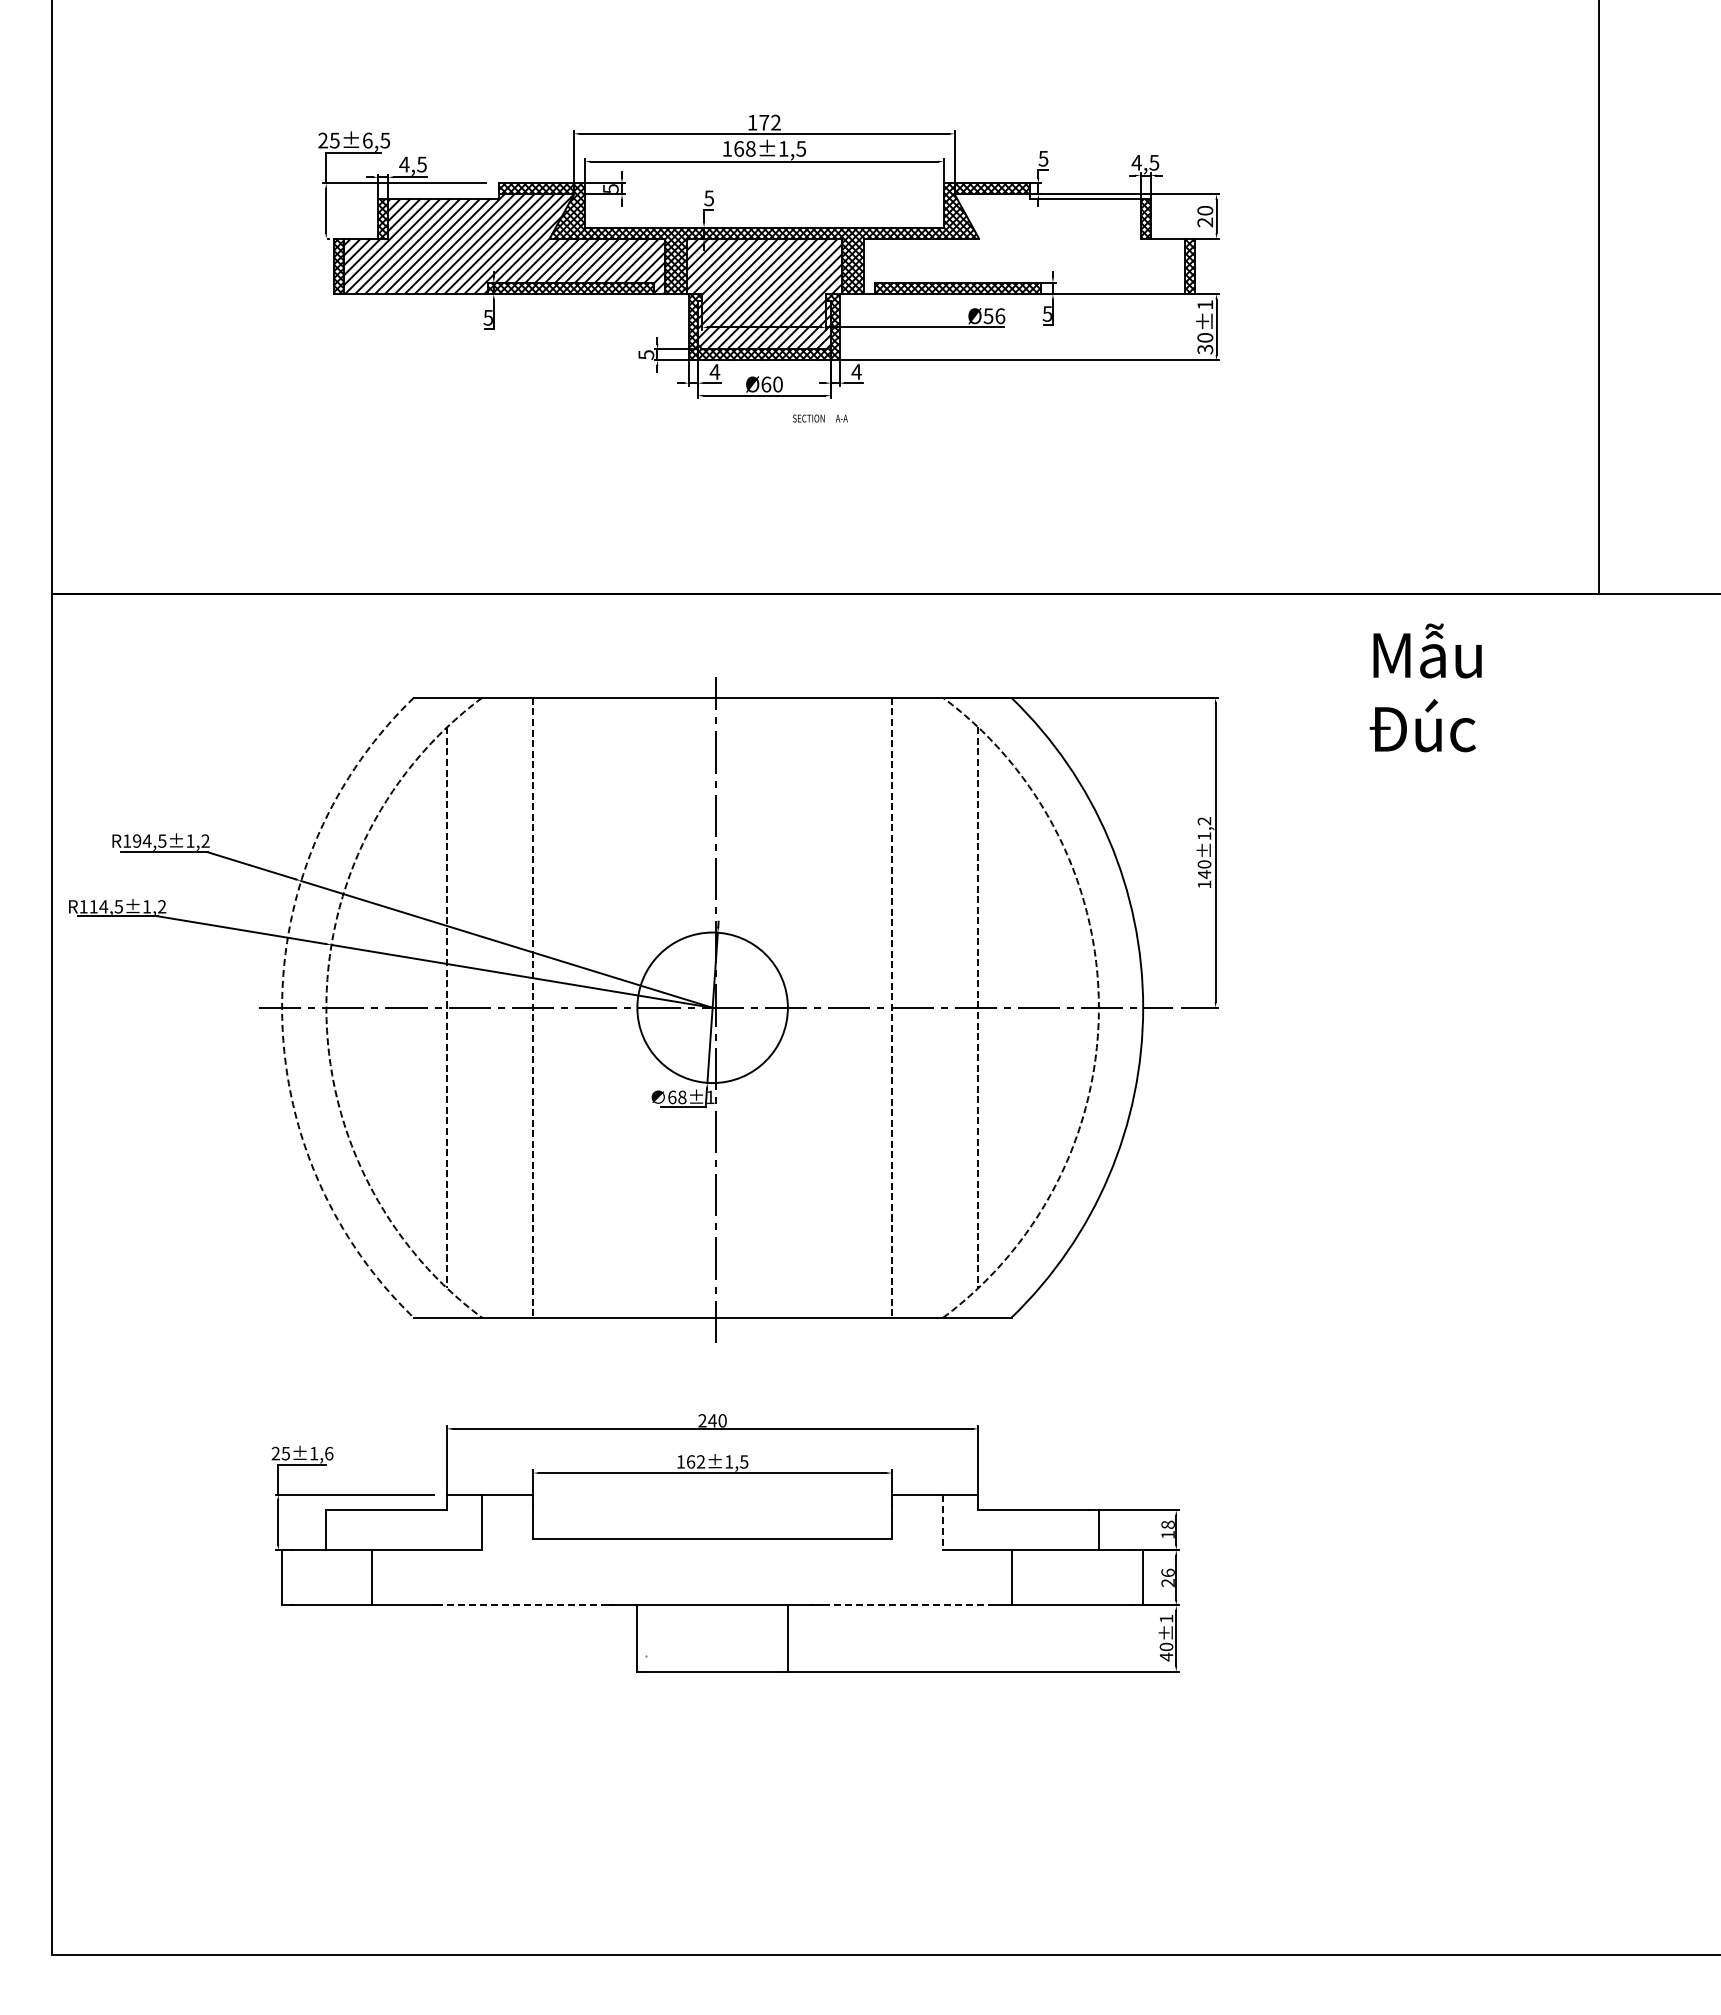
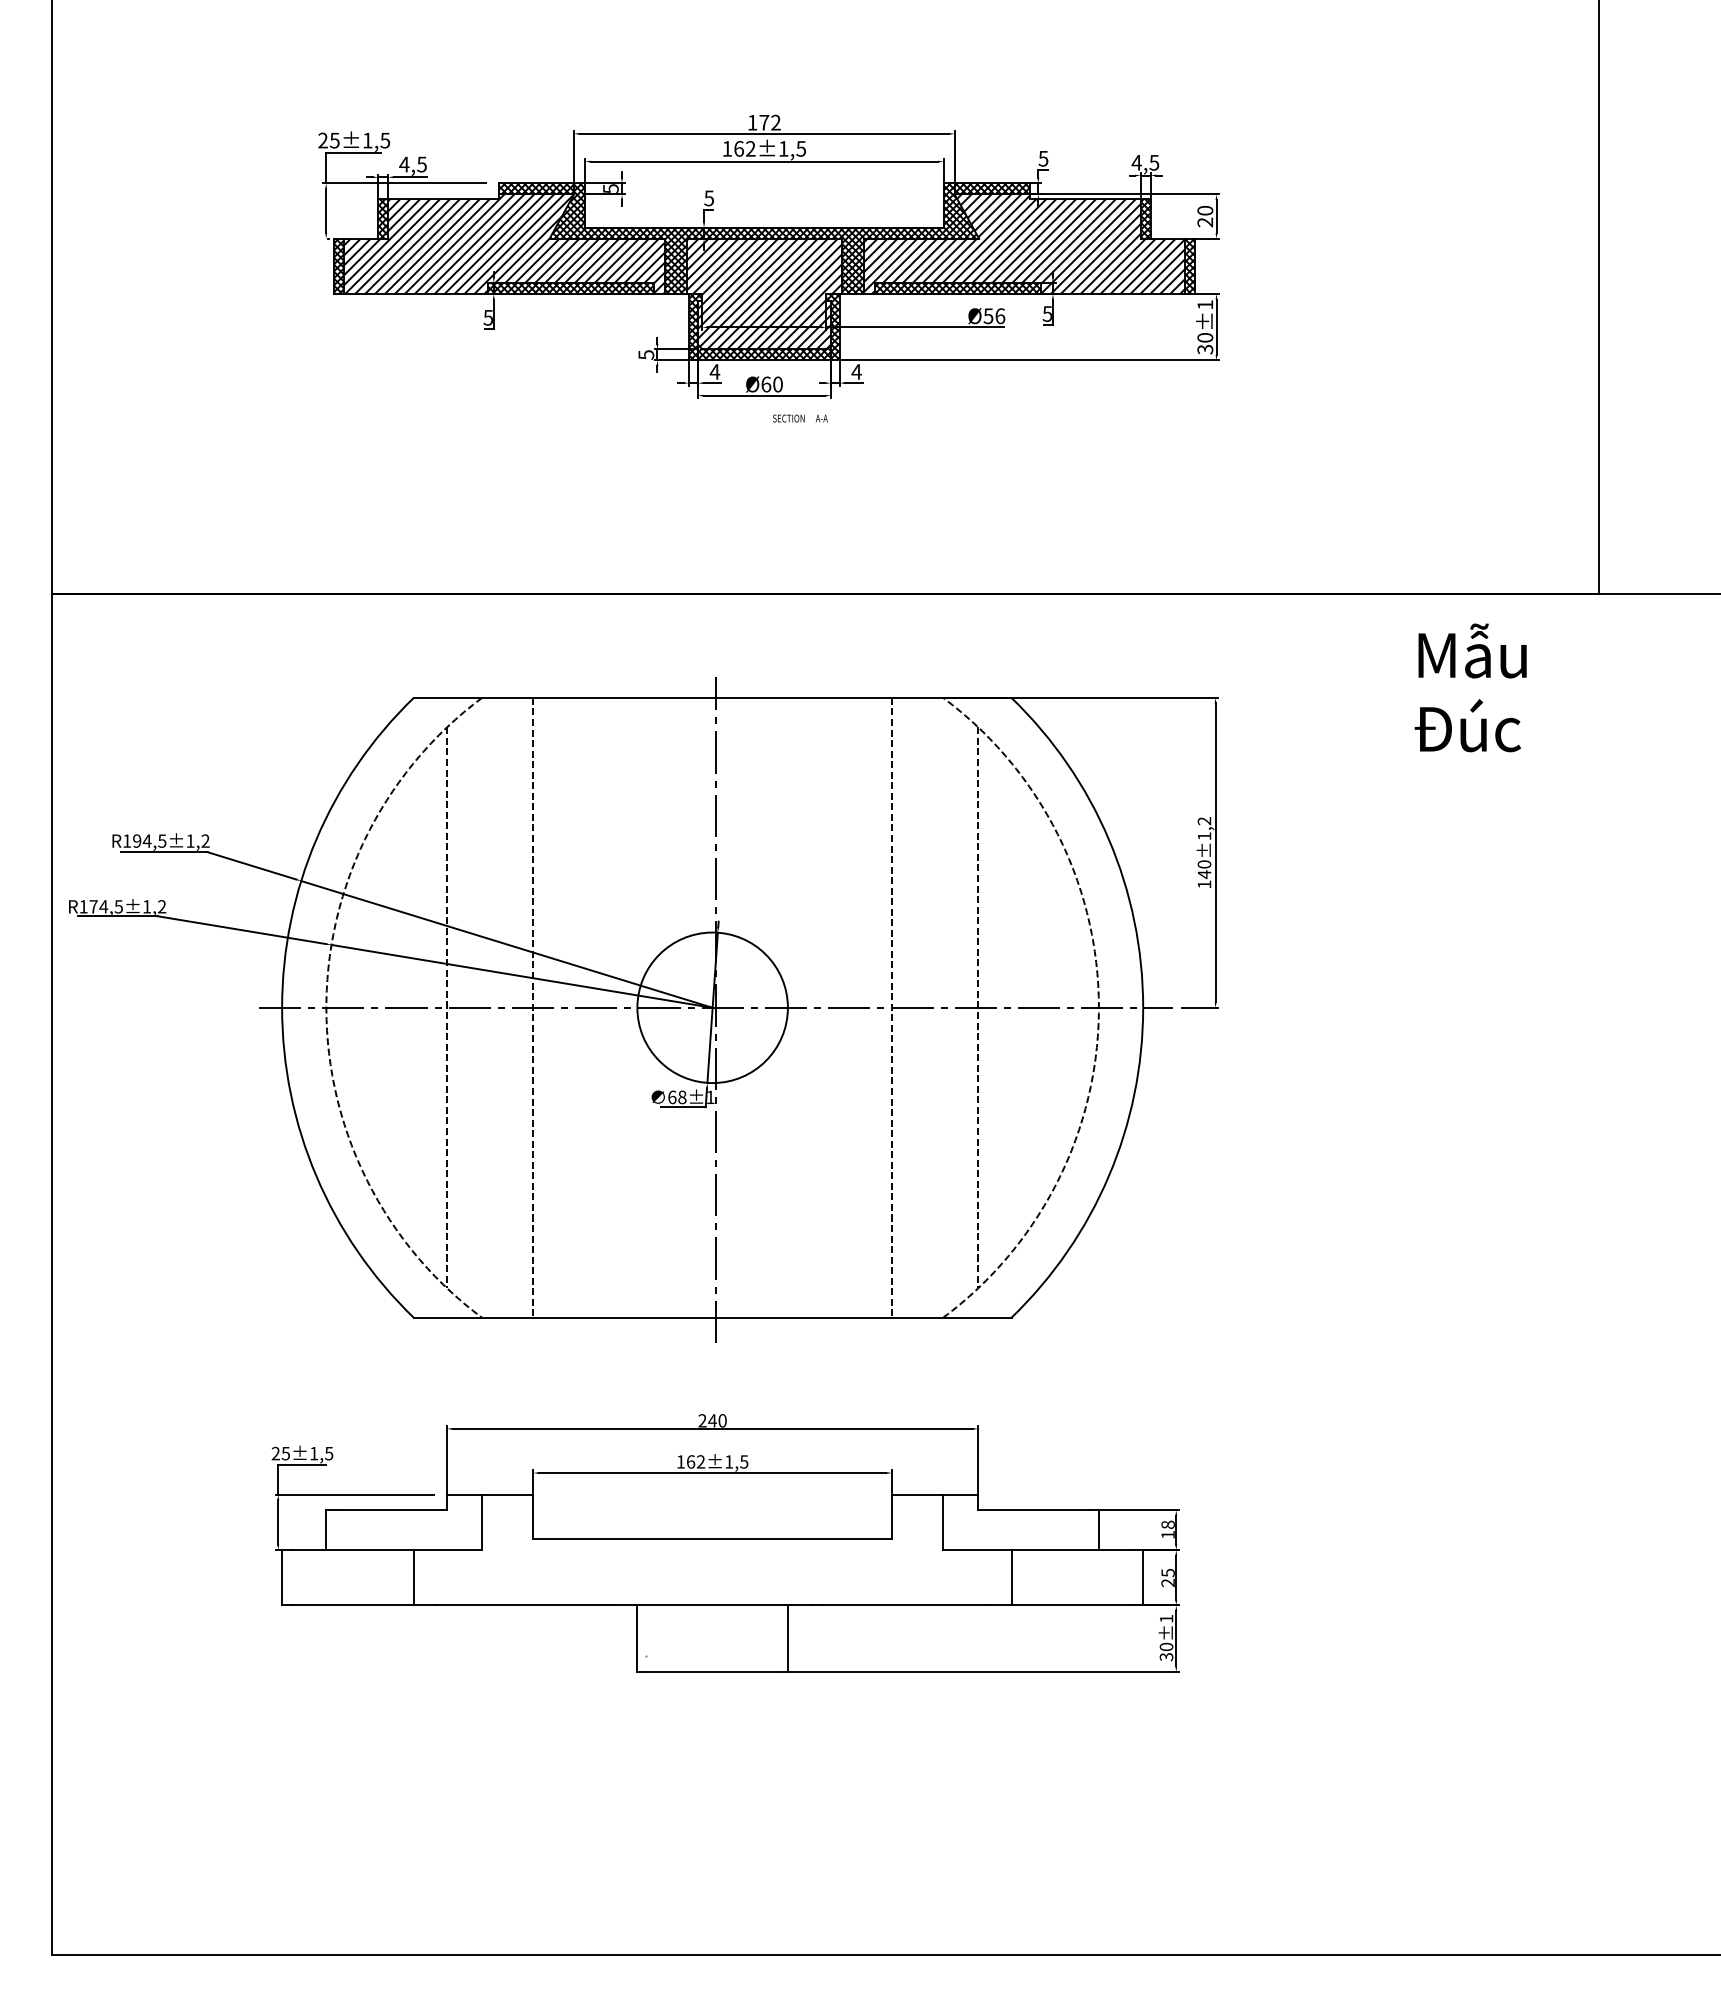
text: 25±6,5 -> 25±1,5 (367, 140)
text: 168±1,5 -> 162±1,5 (750, 148)
hatch: none -> present (1023, 244)
text position: (820, 418) -> (800, 418) (800, 418)
text position: (1425, 687) -> (1470, 687) (1470, 687)
text: R114,5±1,2 -> R174,5±1,2 (93, 906)
arc: dashed -> solid (282, 1007)
text: 25±1,6 -> 25±1,5 (329, 1453)
line: dashed -> solid (943, 1522)
text: 26 -> 25 (1167, 1572)
line position: (371, 1577) -> (413, 1577) (413, 1577)
line: dashed -> solid (519, 1605)
line: dashed -> solid (906, 1605)
text: 40±1 -> 30±1 (1166, 1656)
